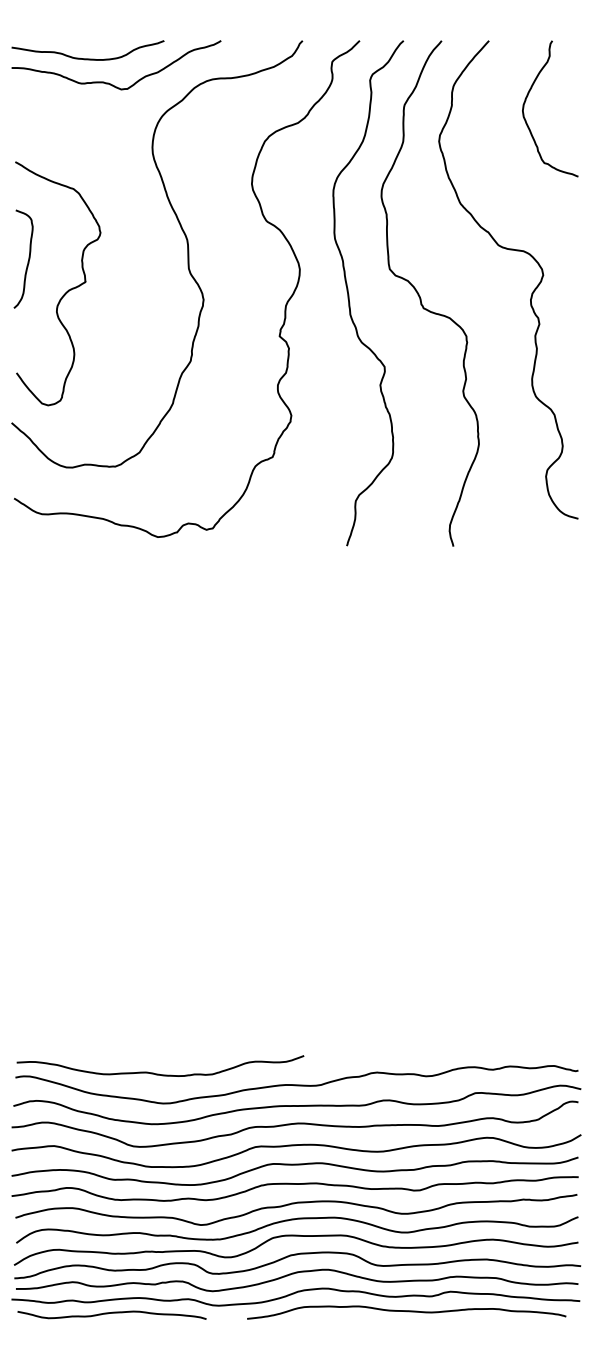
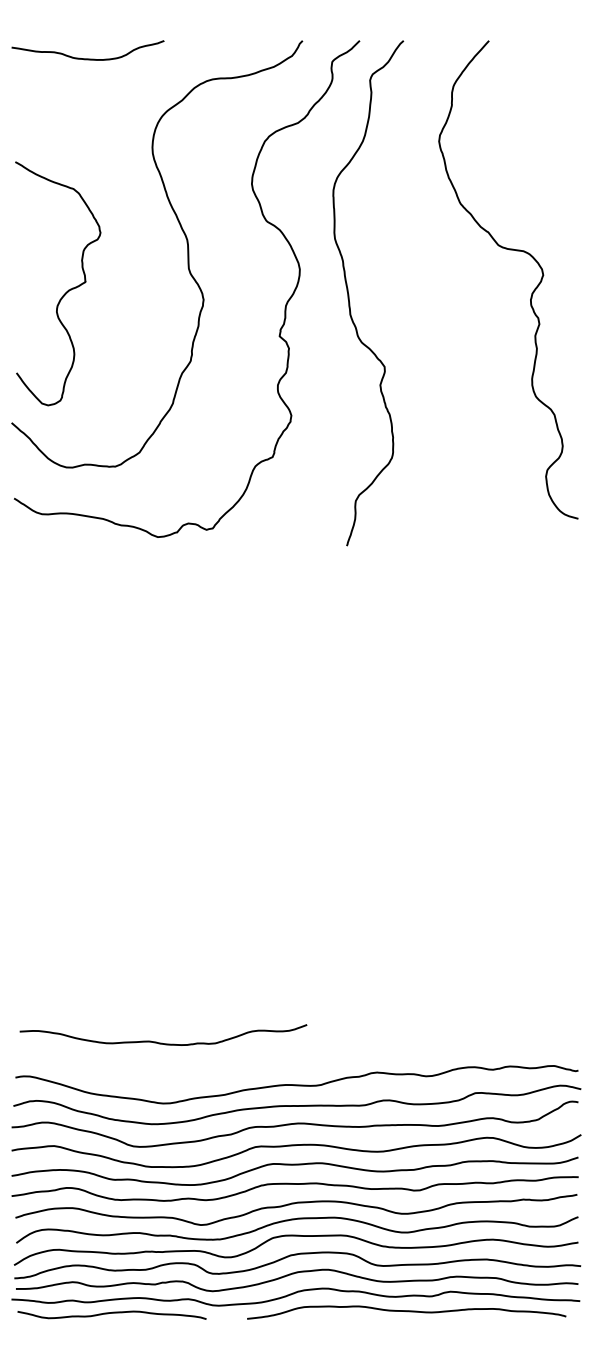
curve: present -> none (108, 82)
curve: present -> none (526, 100)
curve: present -> none (28, 258)
curve: present -> none (421, 298)
curve position: (159, 1073) -> (162, 1042) (162, 1042)
